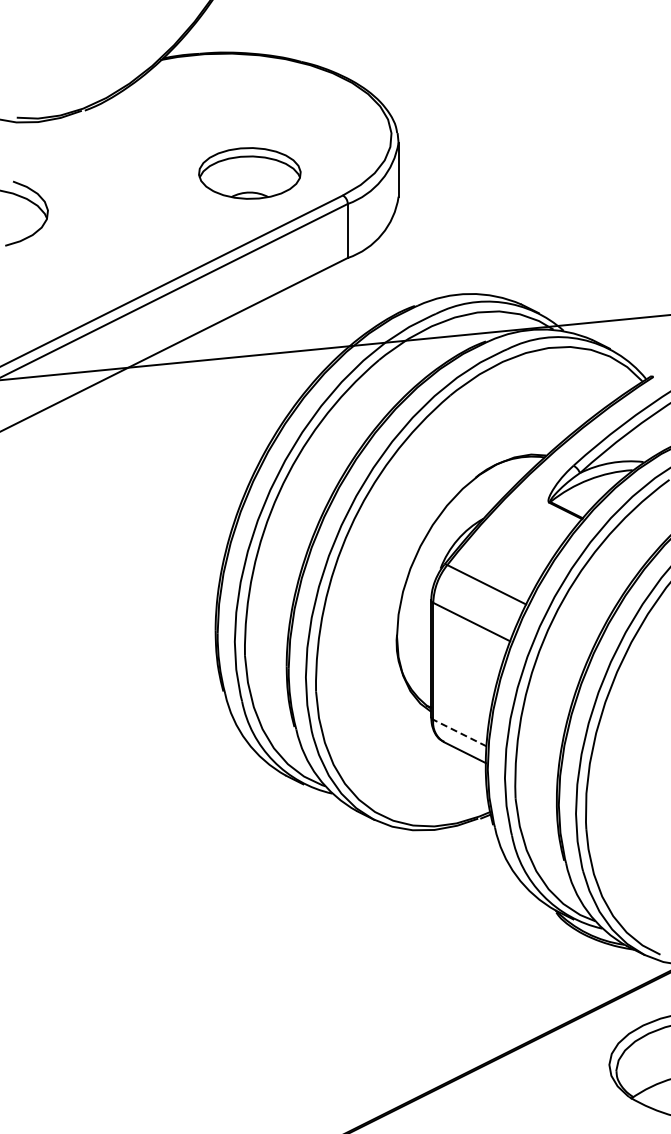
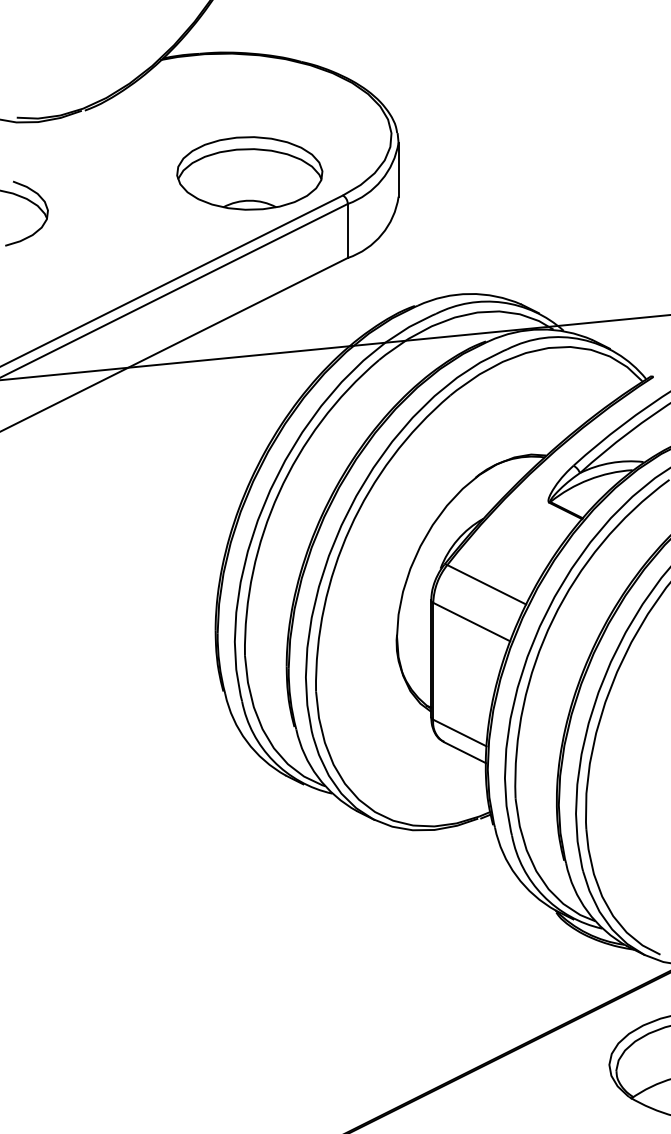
part size: 104x53 px -> 148x75 px (249, 173)
line: dashed -> solid (459, 733)
